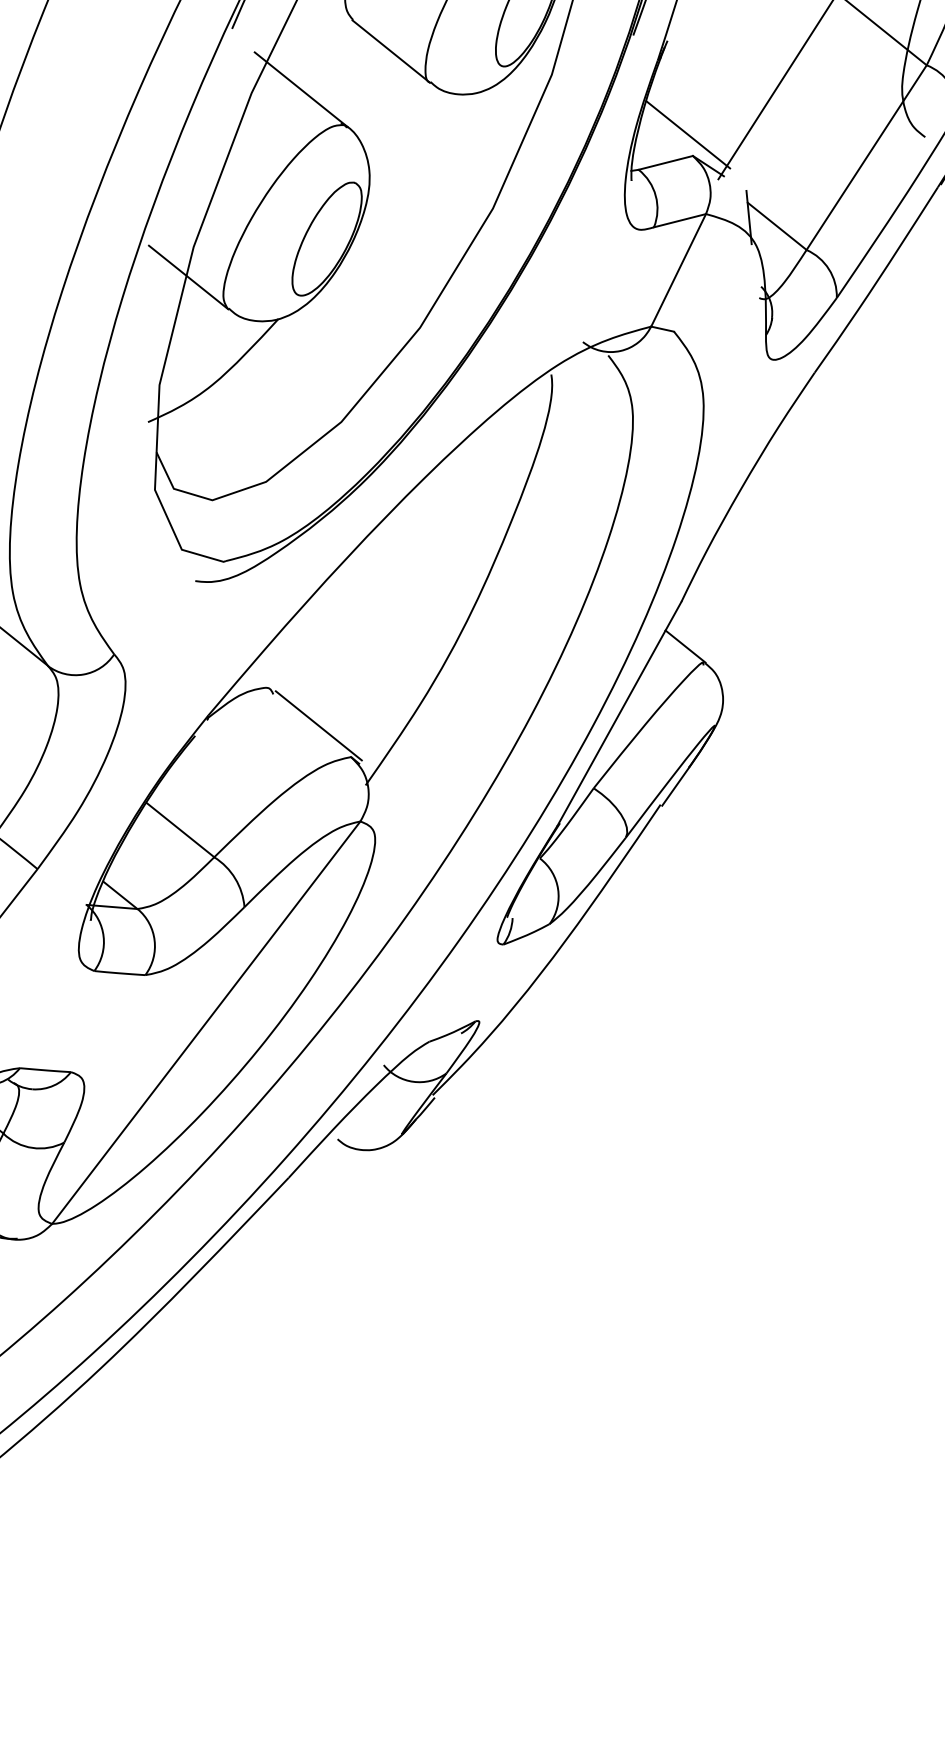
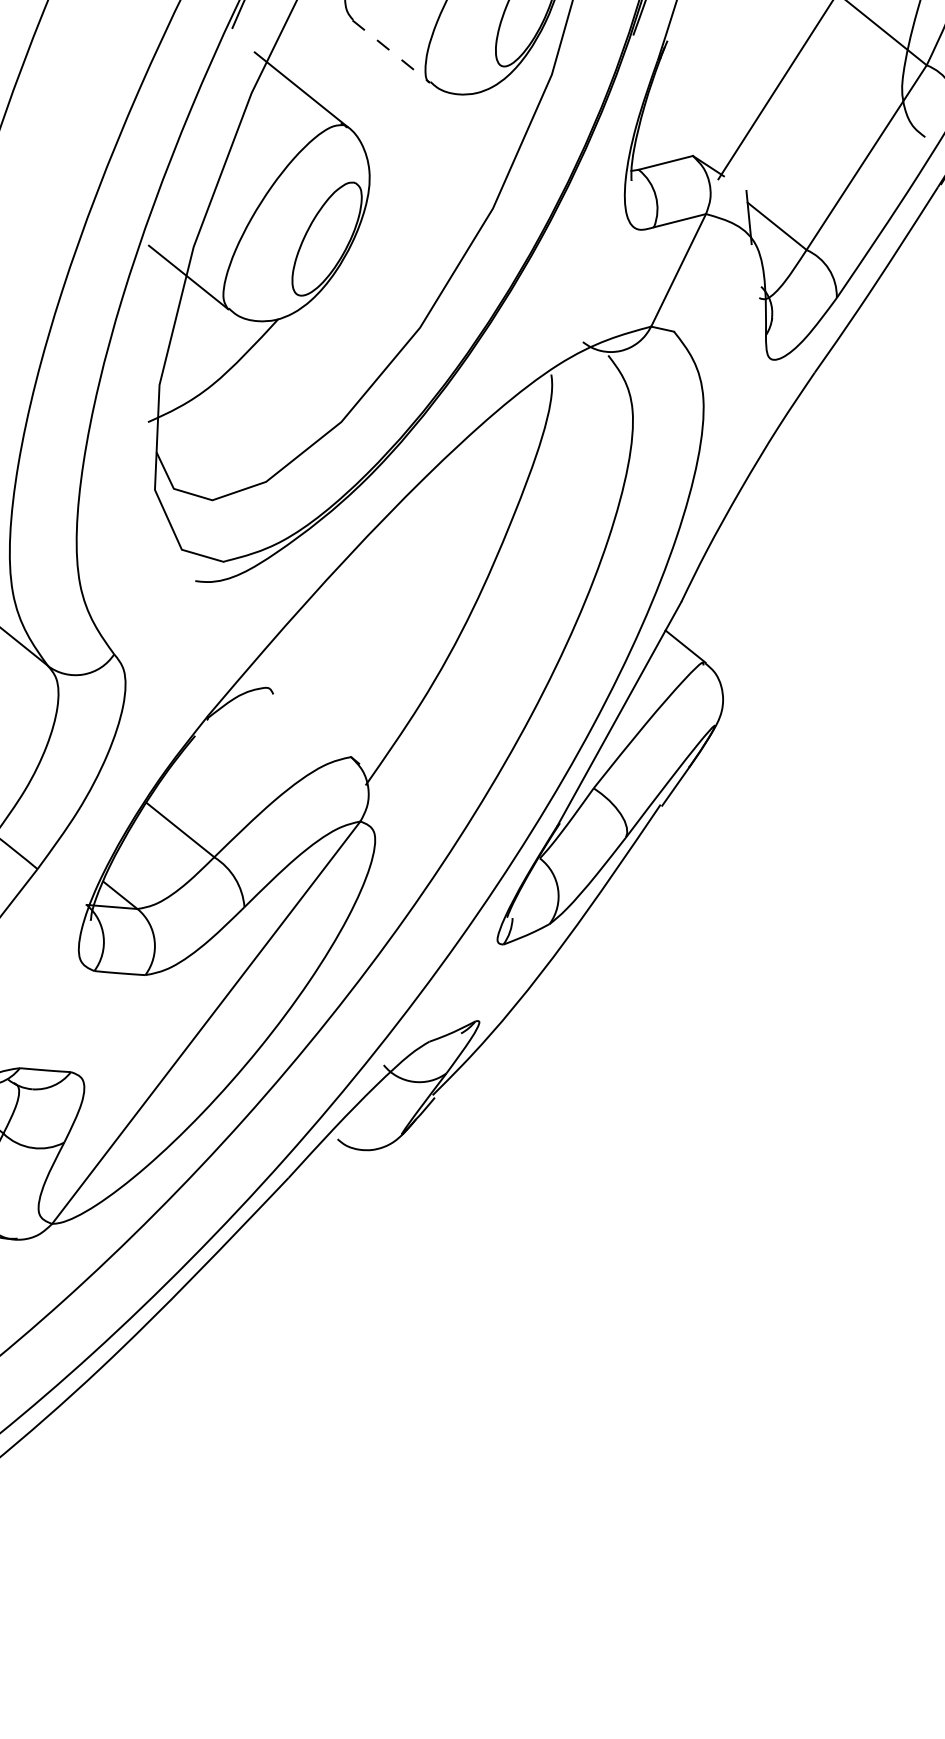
line: solid -> dashed (391, 51)
line: present -> none (688, 134)
line: present -> none (318, 725)
